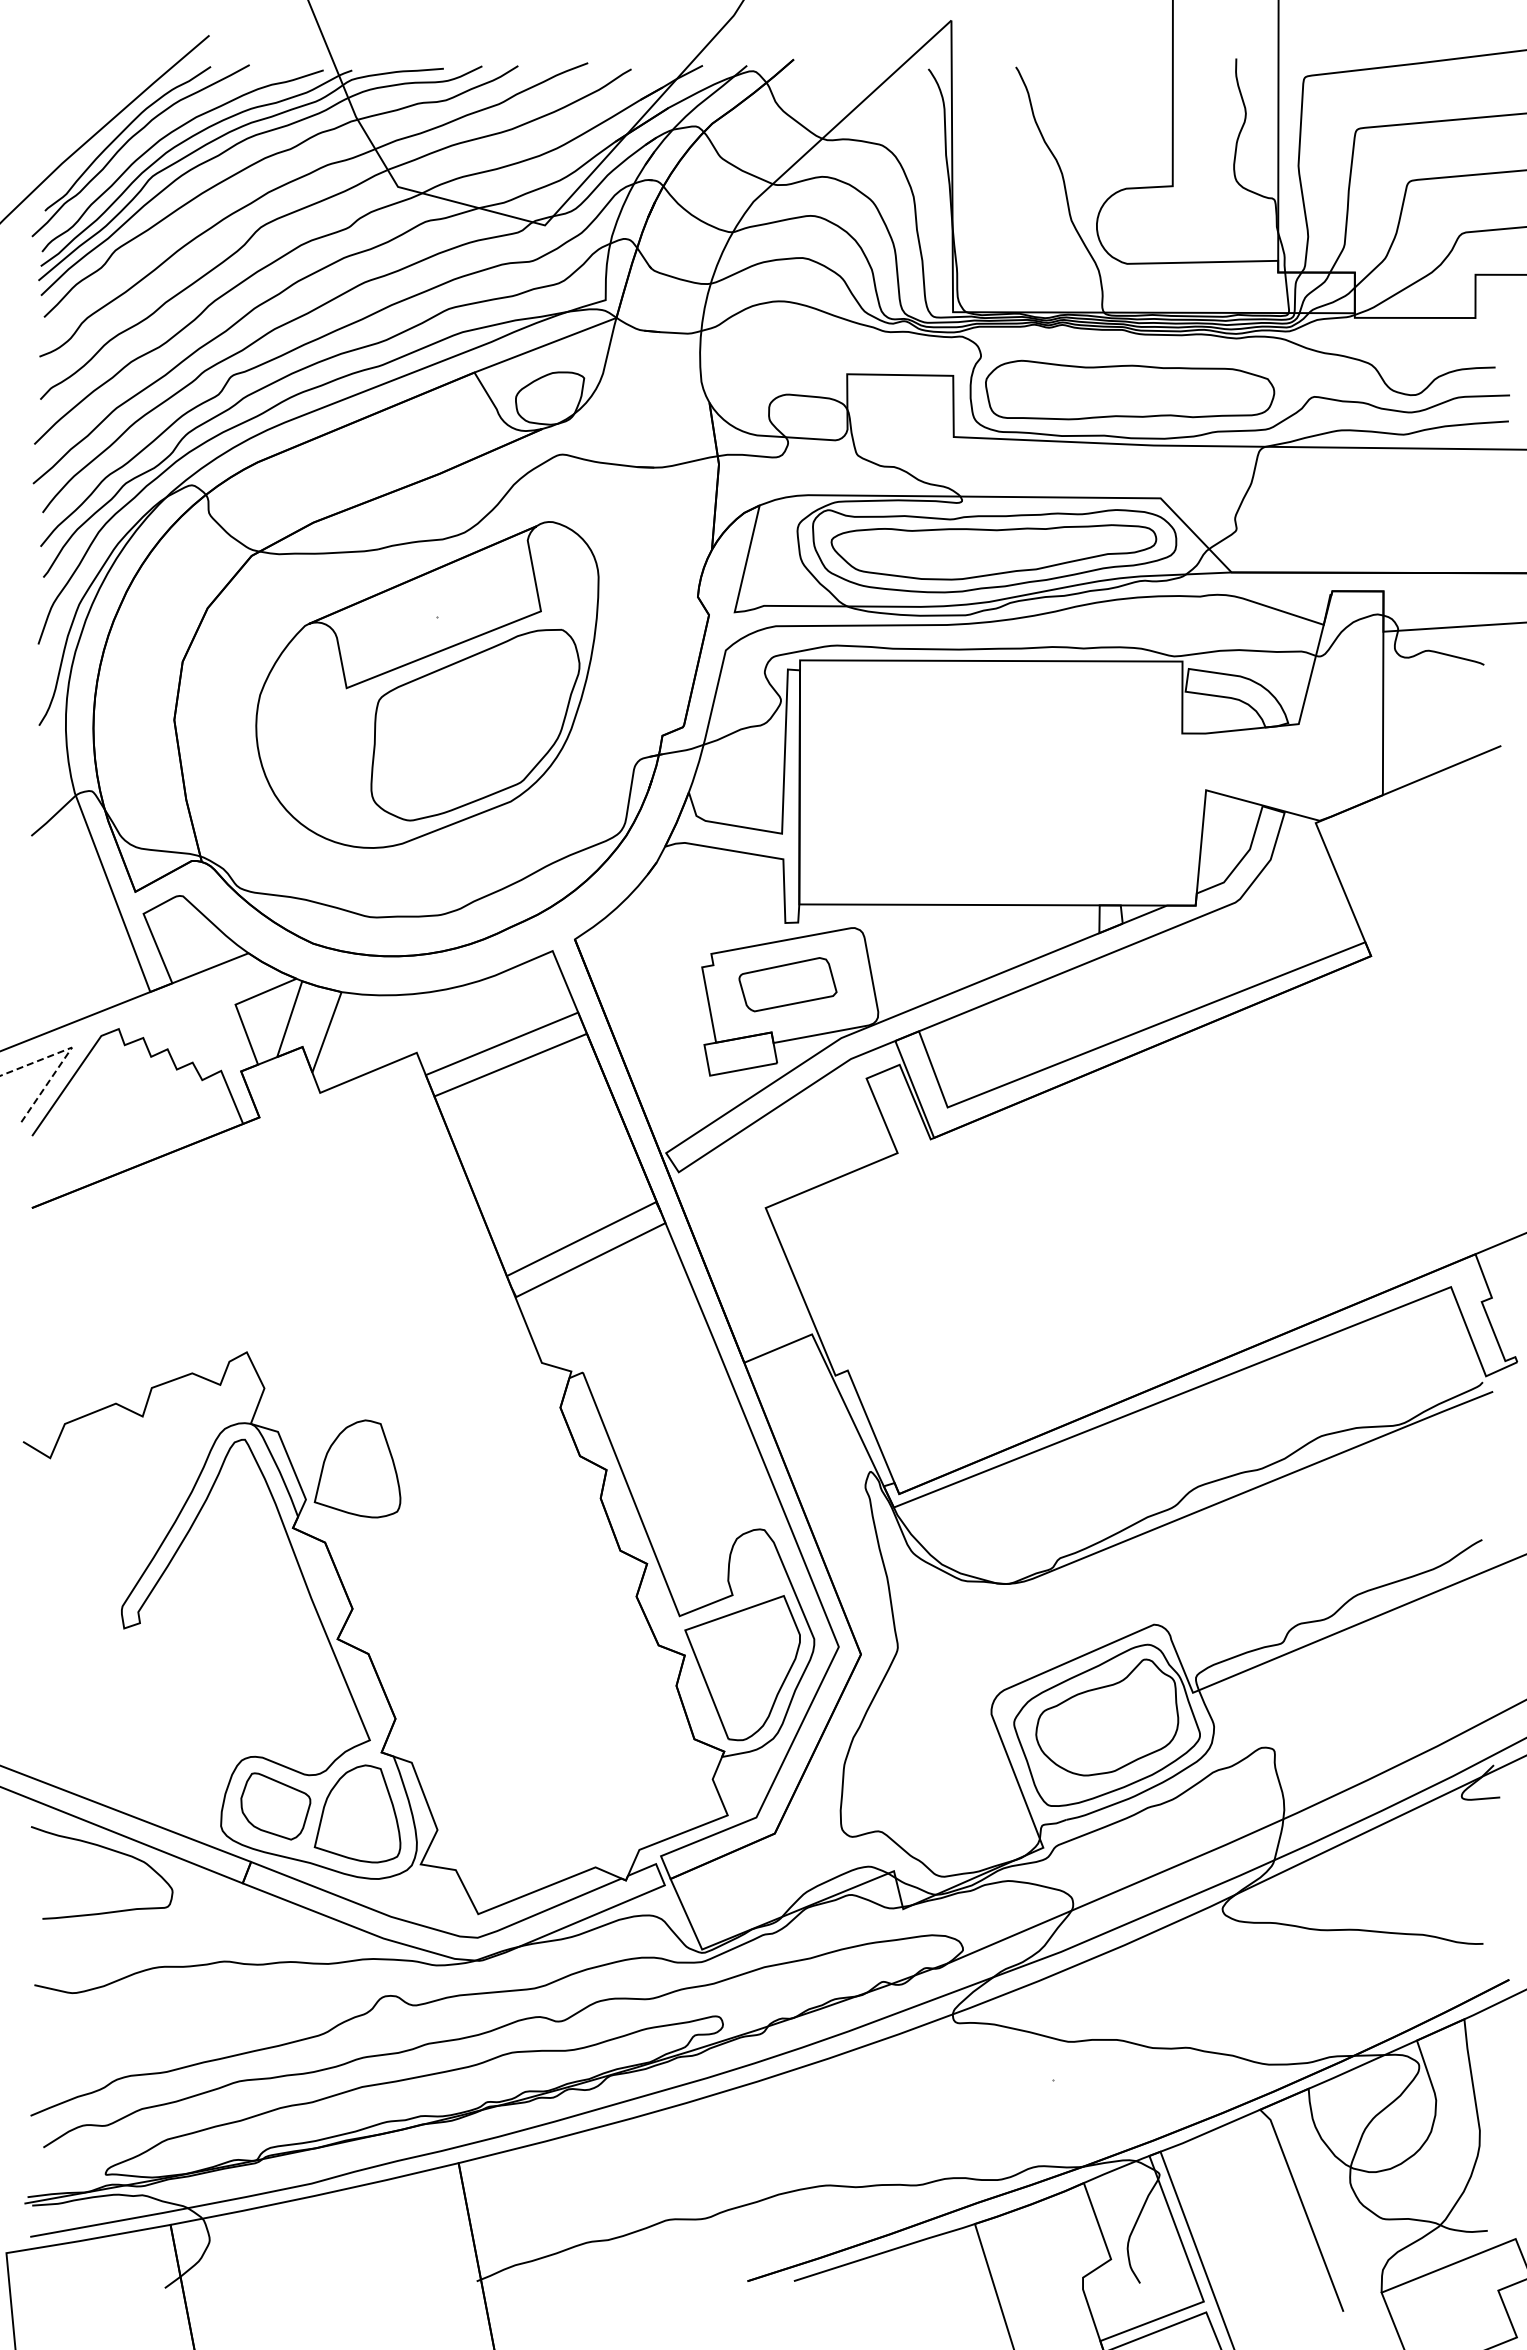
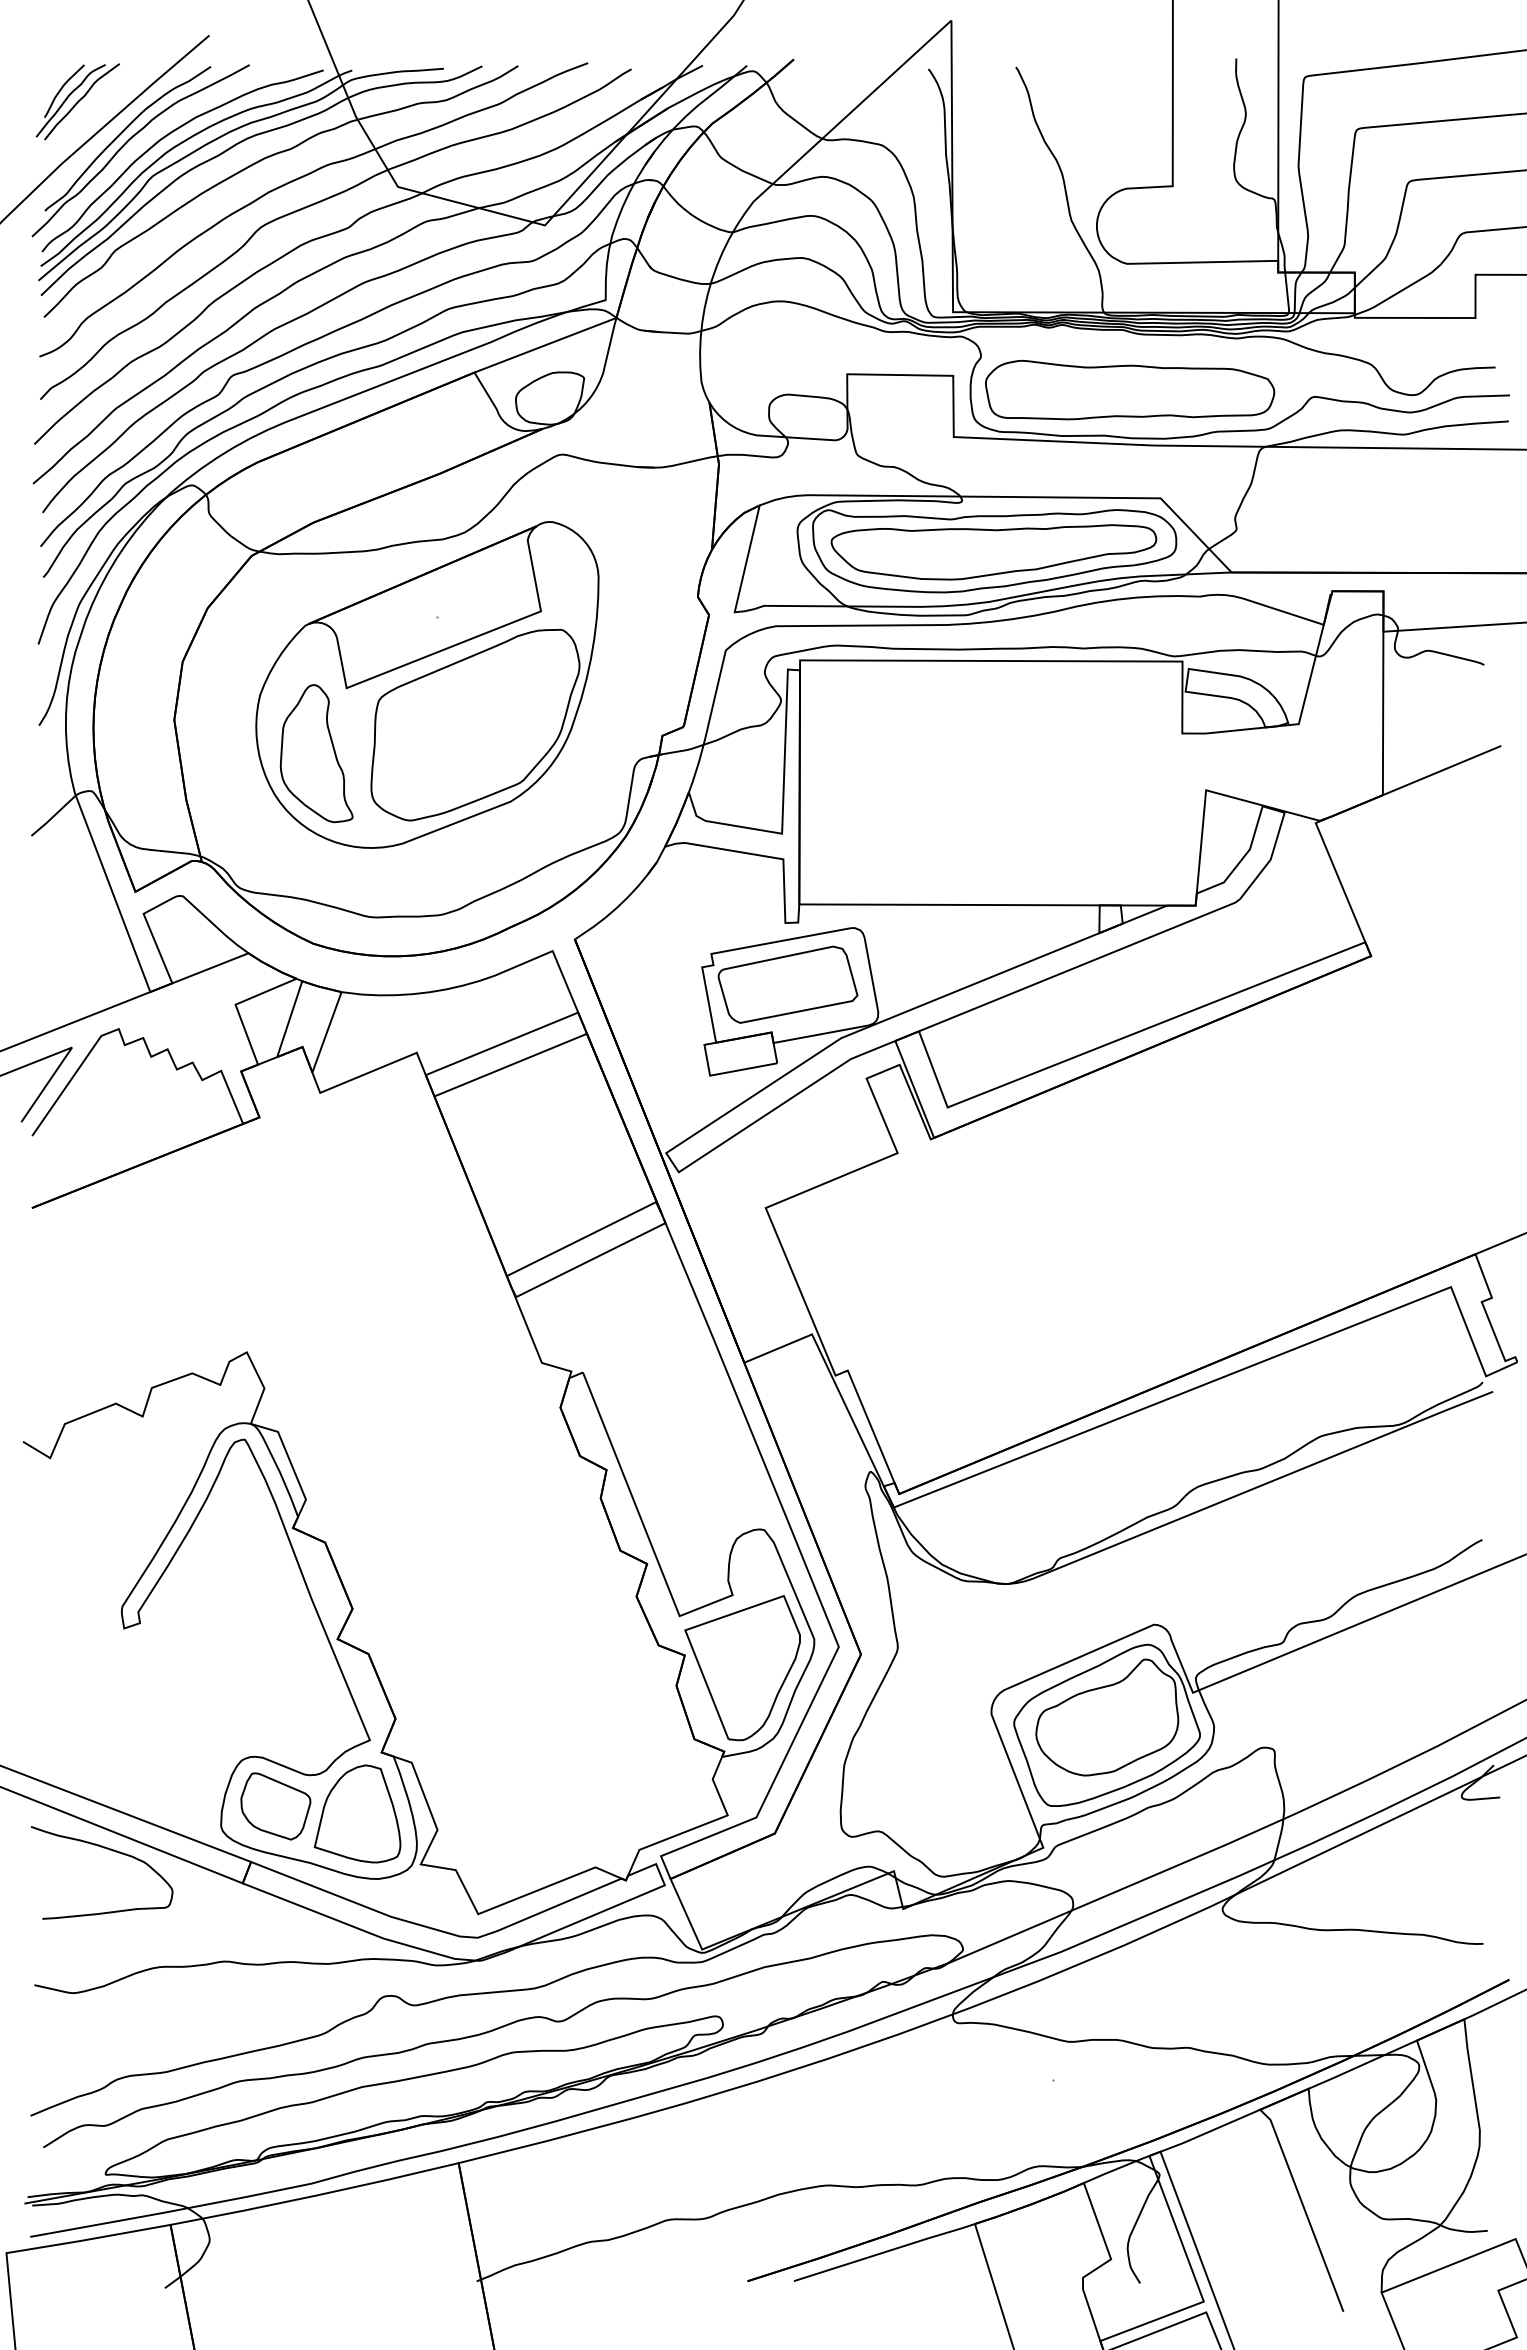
part: none -> present (77, 101)
part: none -> present (316, 753)
part size: 100x56 px -> 142x79 px (787, 984)
line: dashed -> solid (68, 1052)
part: present -> none (357, 1468)
